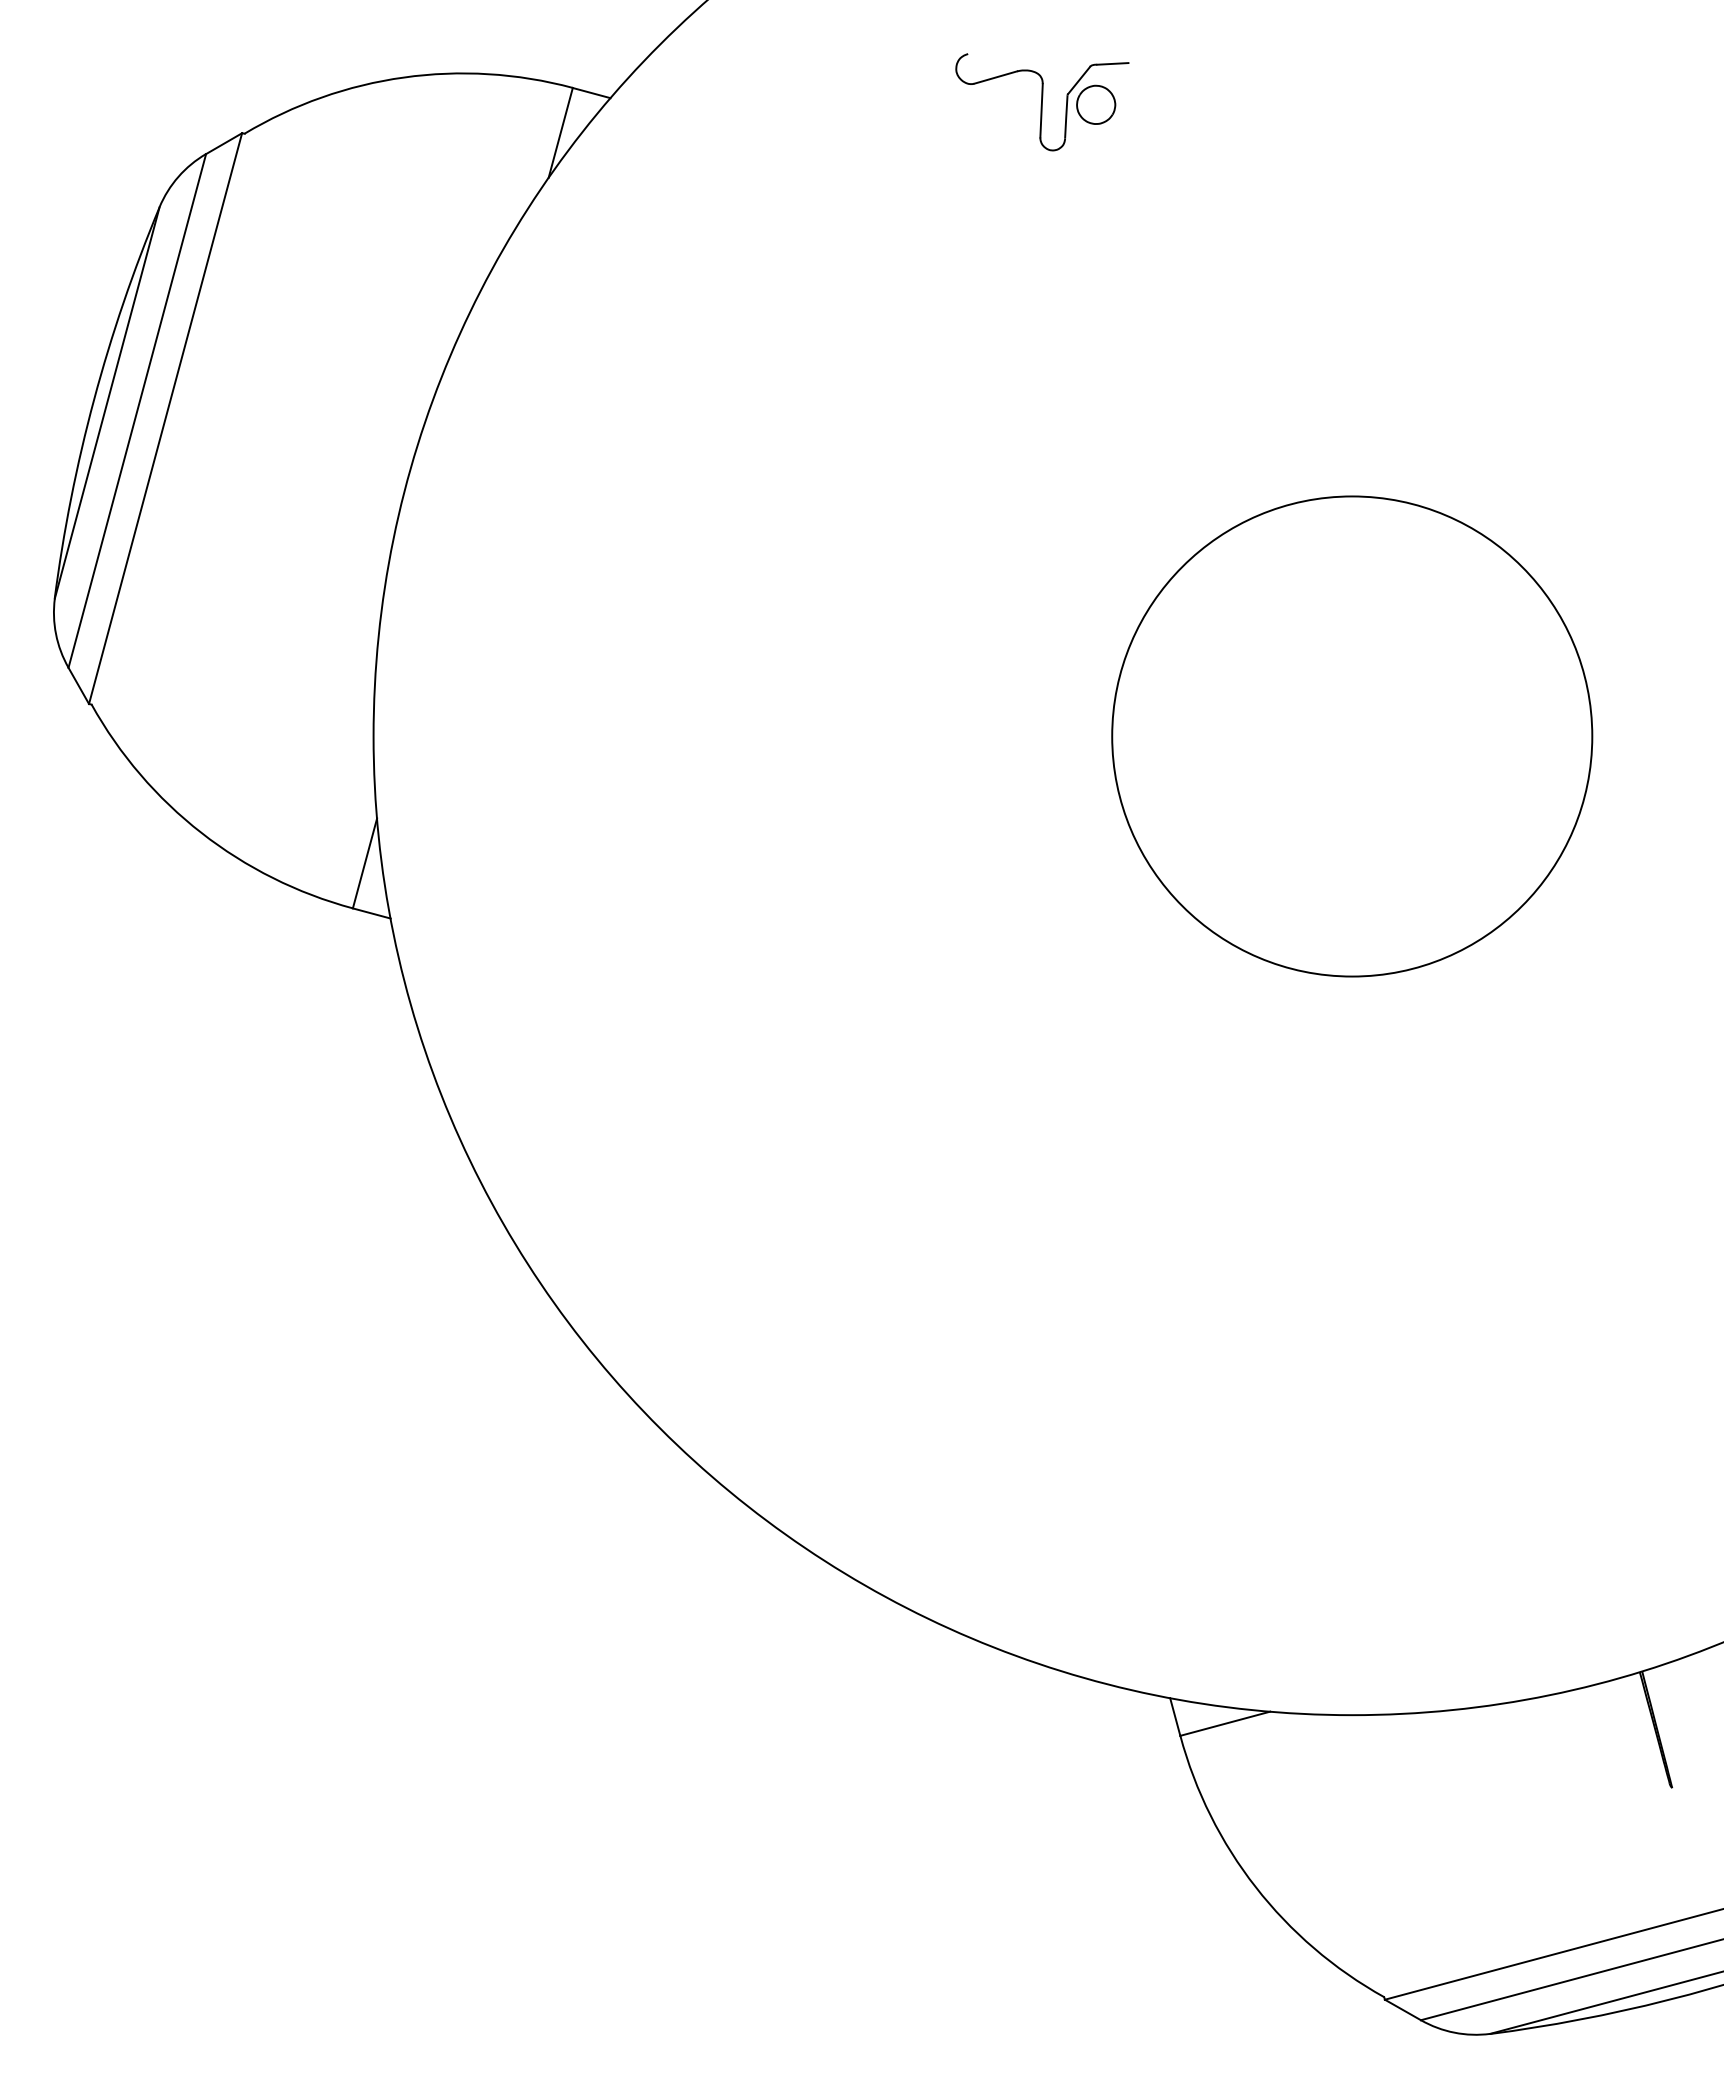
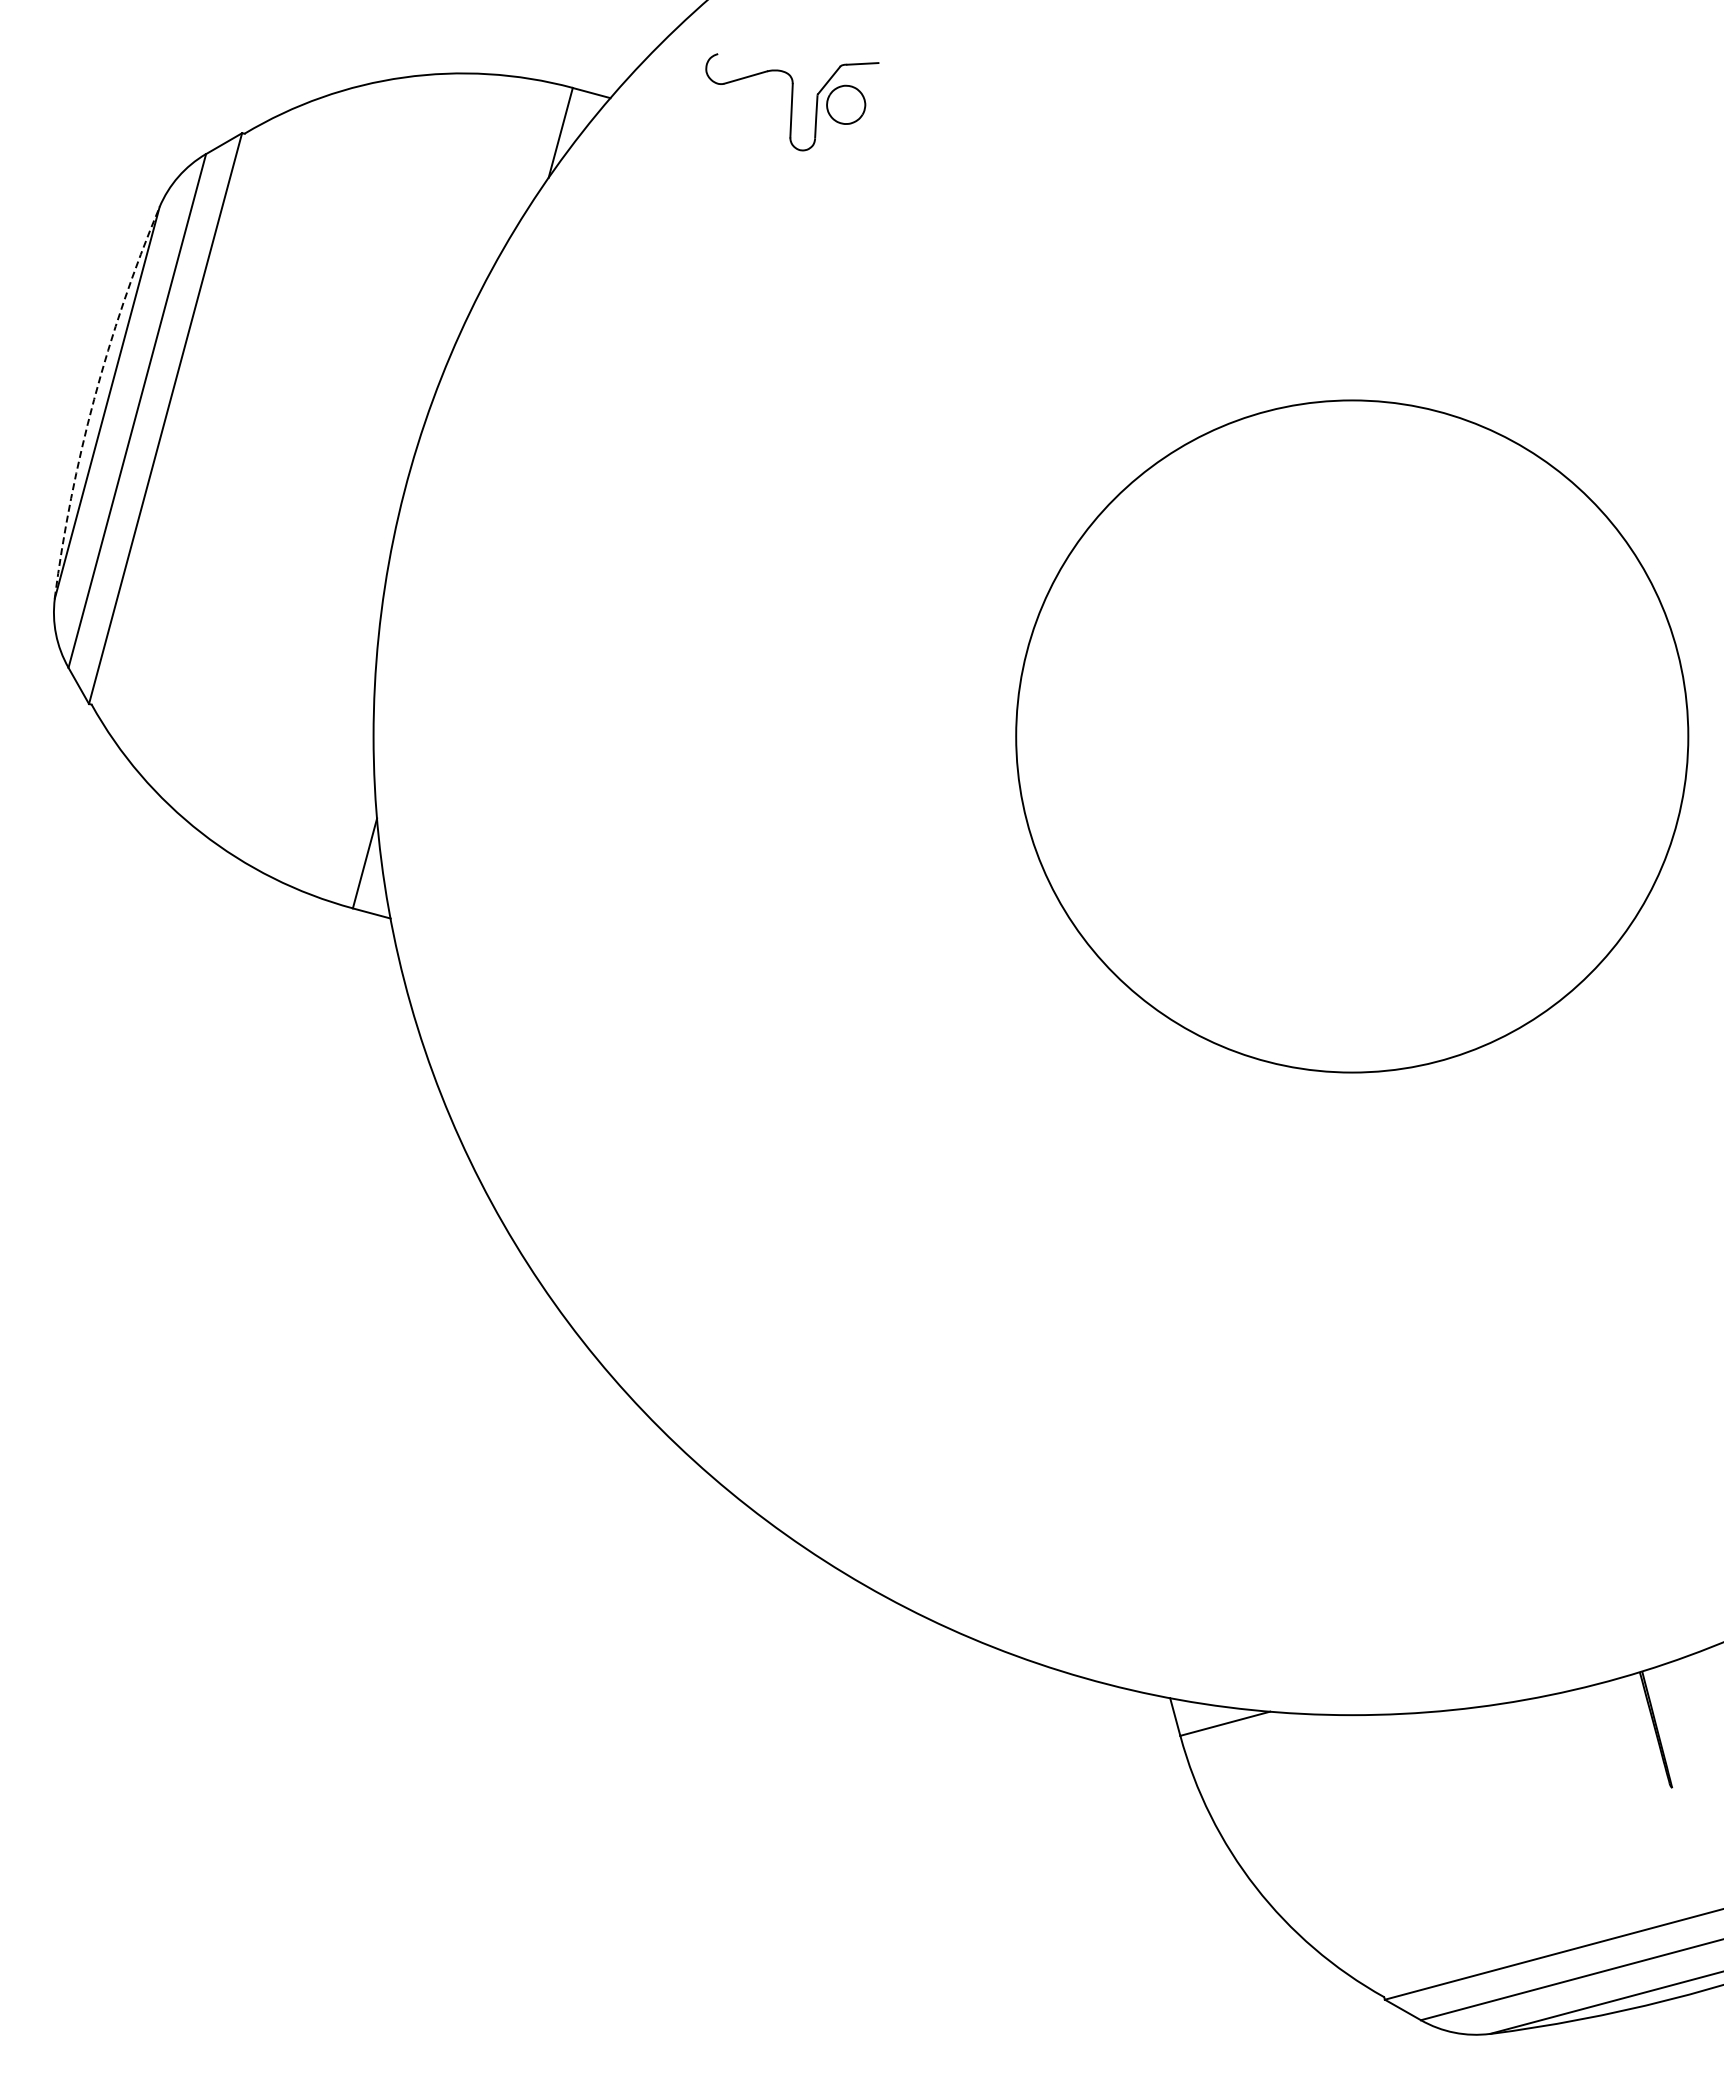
part position: (1042, 102) -> (792, 102) (792, 102)
arc: solid -> dashed (94, 399)
circle diameter: 480 px -> 672 px (1352, 736)
